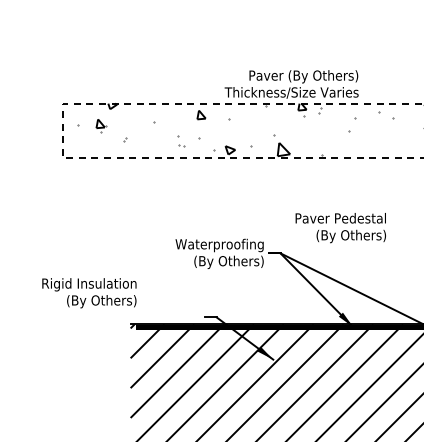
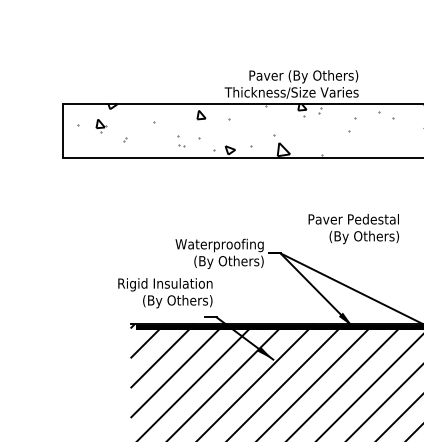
line: dashed -> solid (62, 130)
text position: (340, 228) -> (353, 229) (353, 229)
text position: (89, 293) -> (165, 293) (165, 293)
